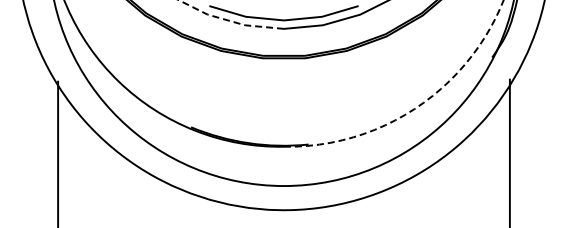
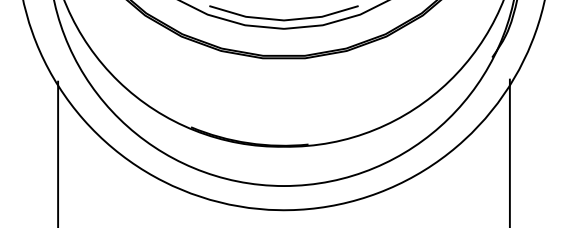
line: dashed -> solid (229, 20)
arc: dashed -> solid (418, 106)
